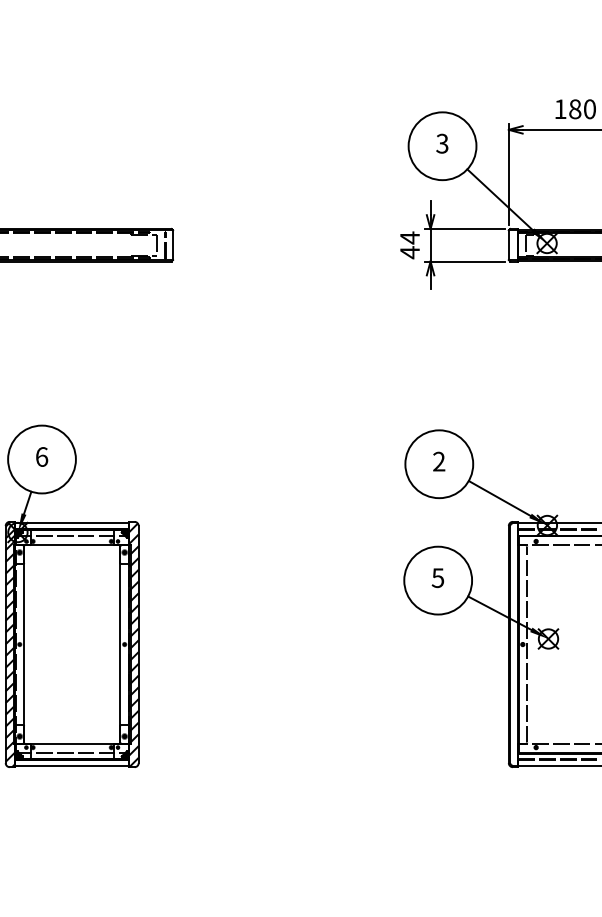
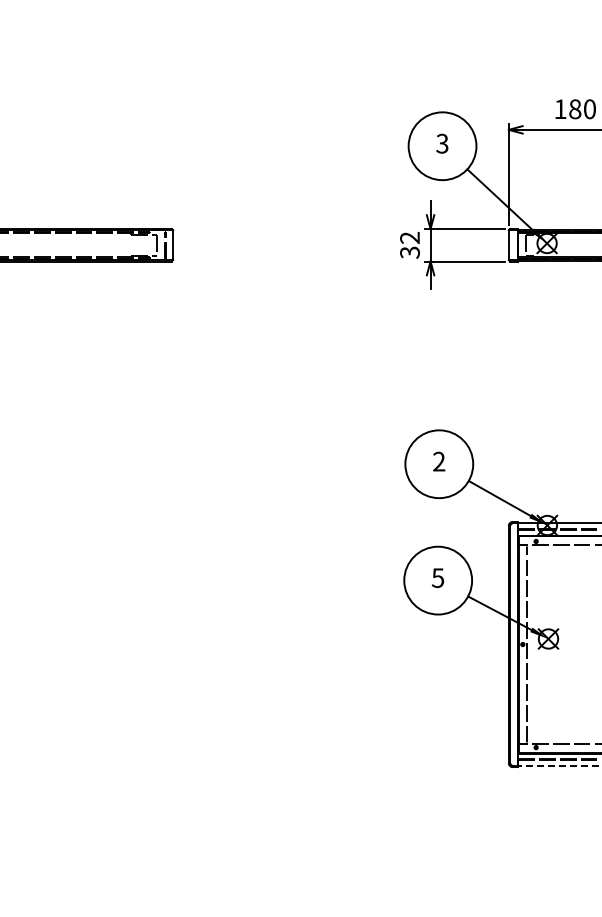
text: 44 -> 32 (409, 245)
part: present -> none (71, 595)
line: solid -> dashed (559, 766)
